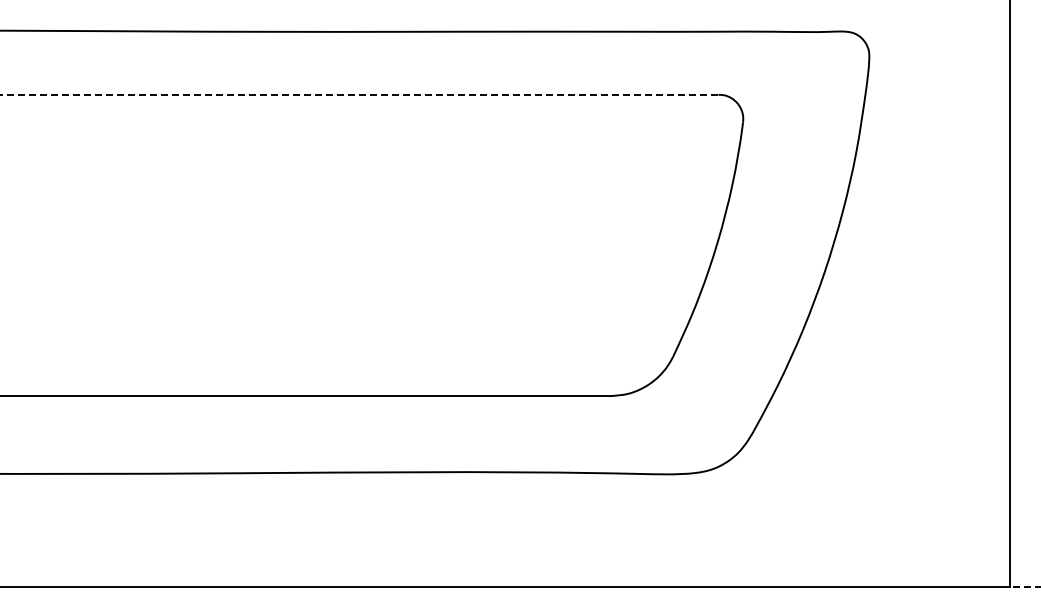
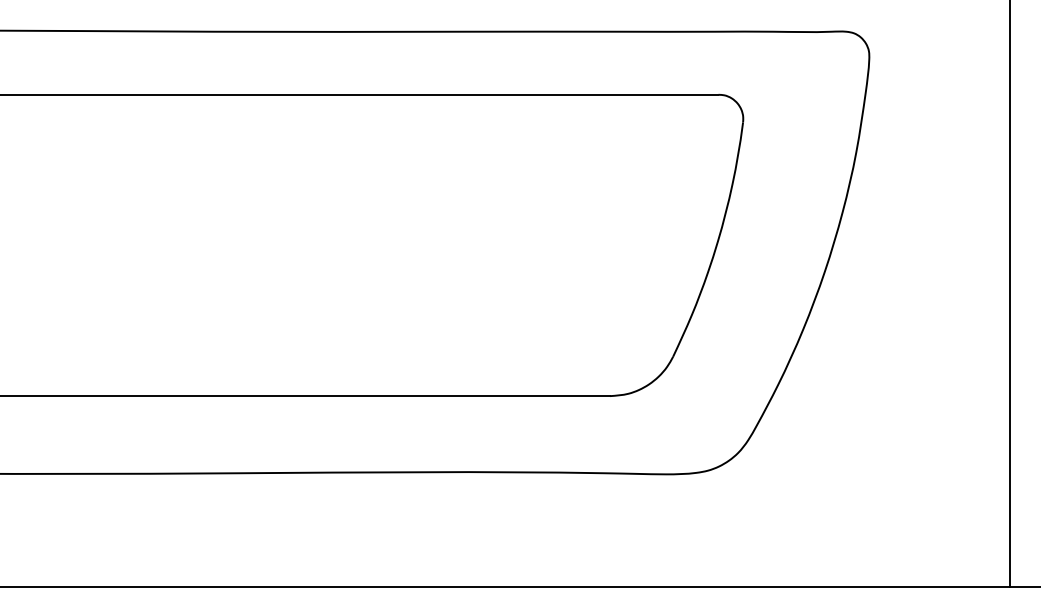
line: dashed -> solid (359, 94)
line: dashed -> solid (1024, 587)
